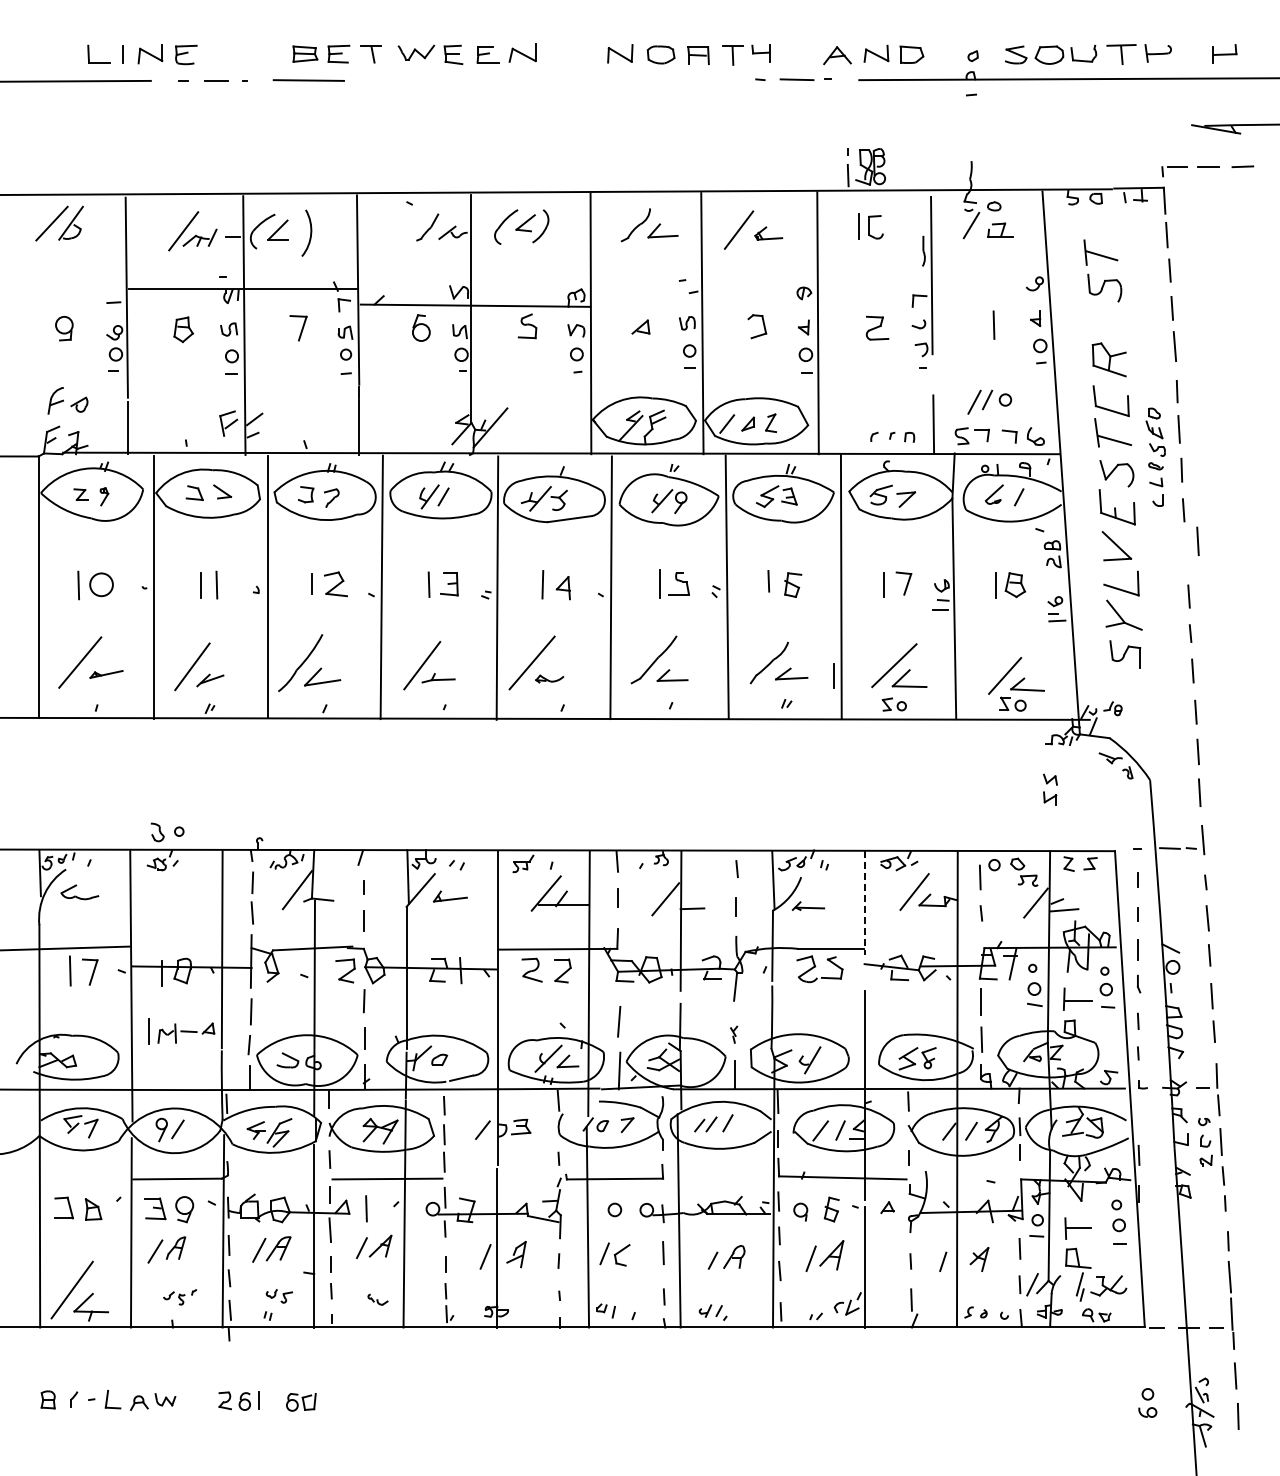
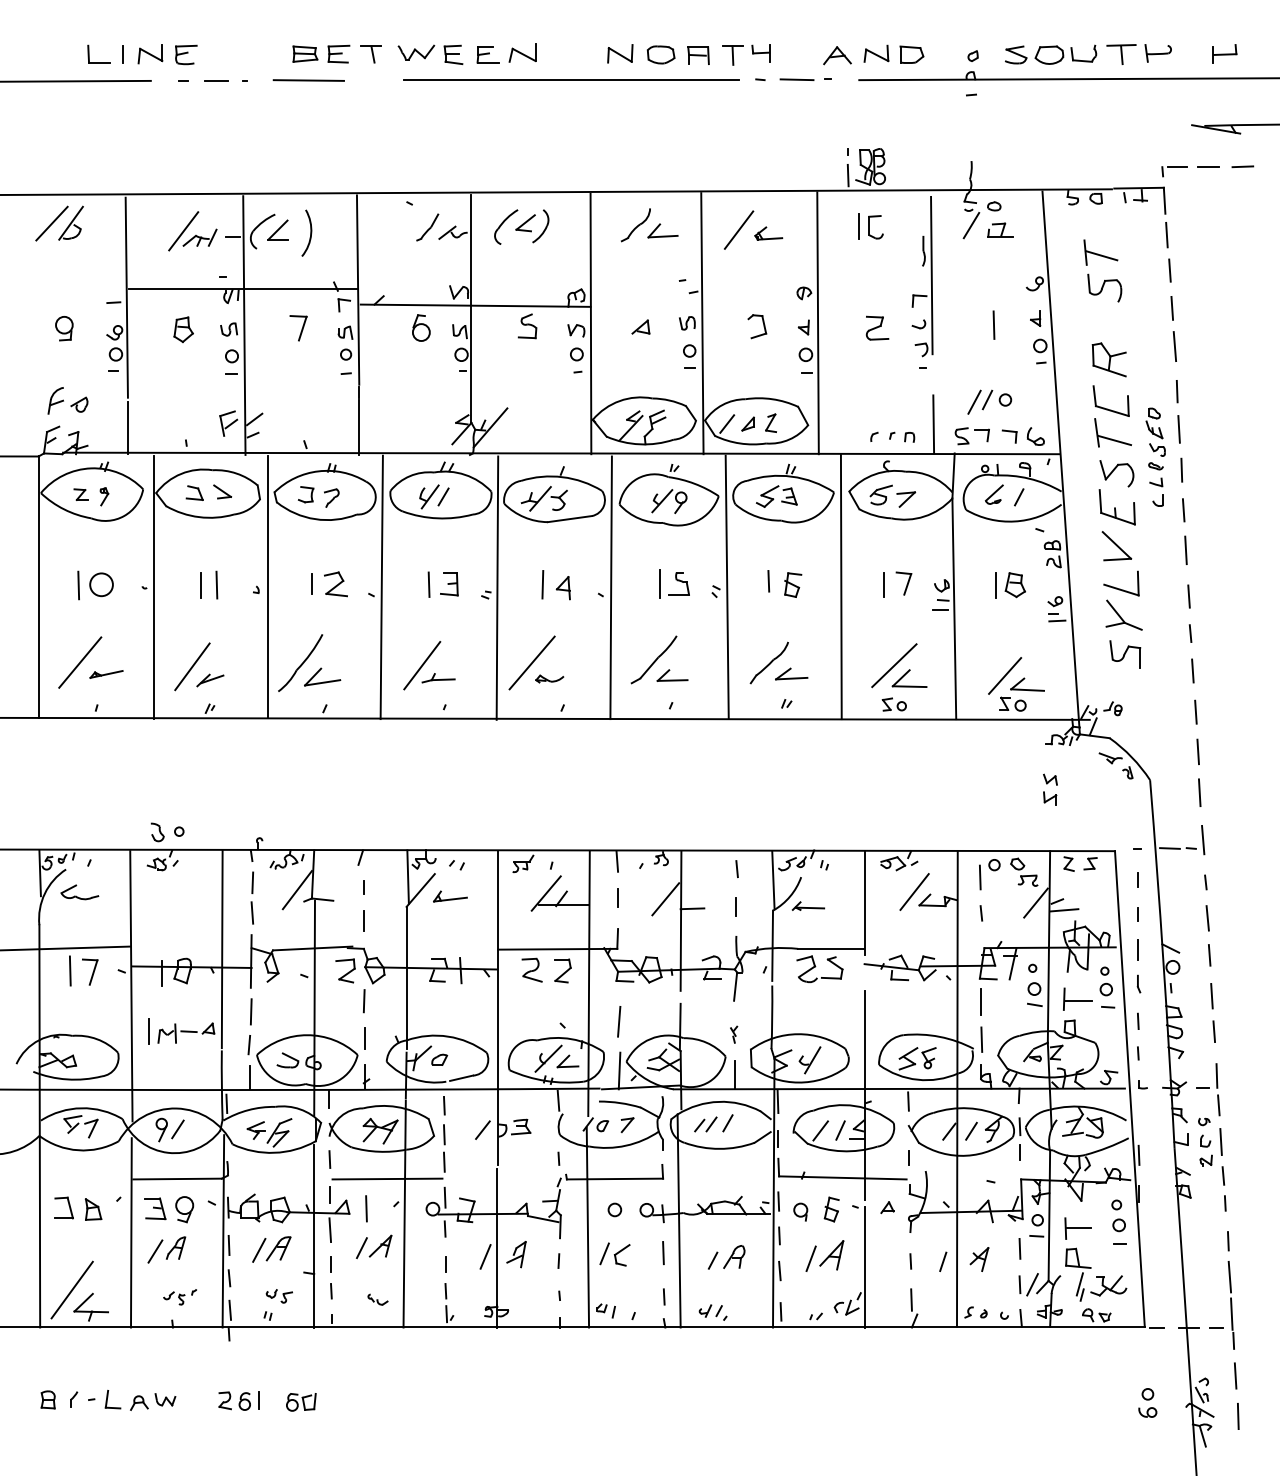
line: none -> present (571, 80)
line position: (1197, 540) -> (1185, 549) (1185, 549)
line: present -> none (833, 675)
line: dashed -> solid (864, 903)
